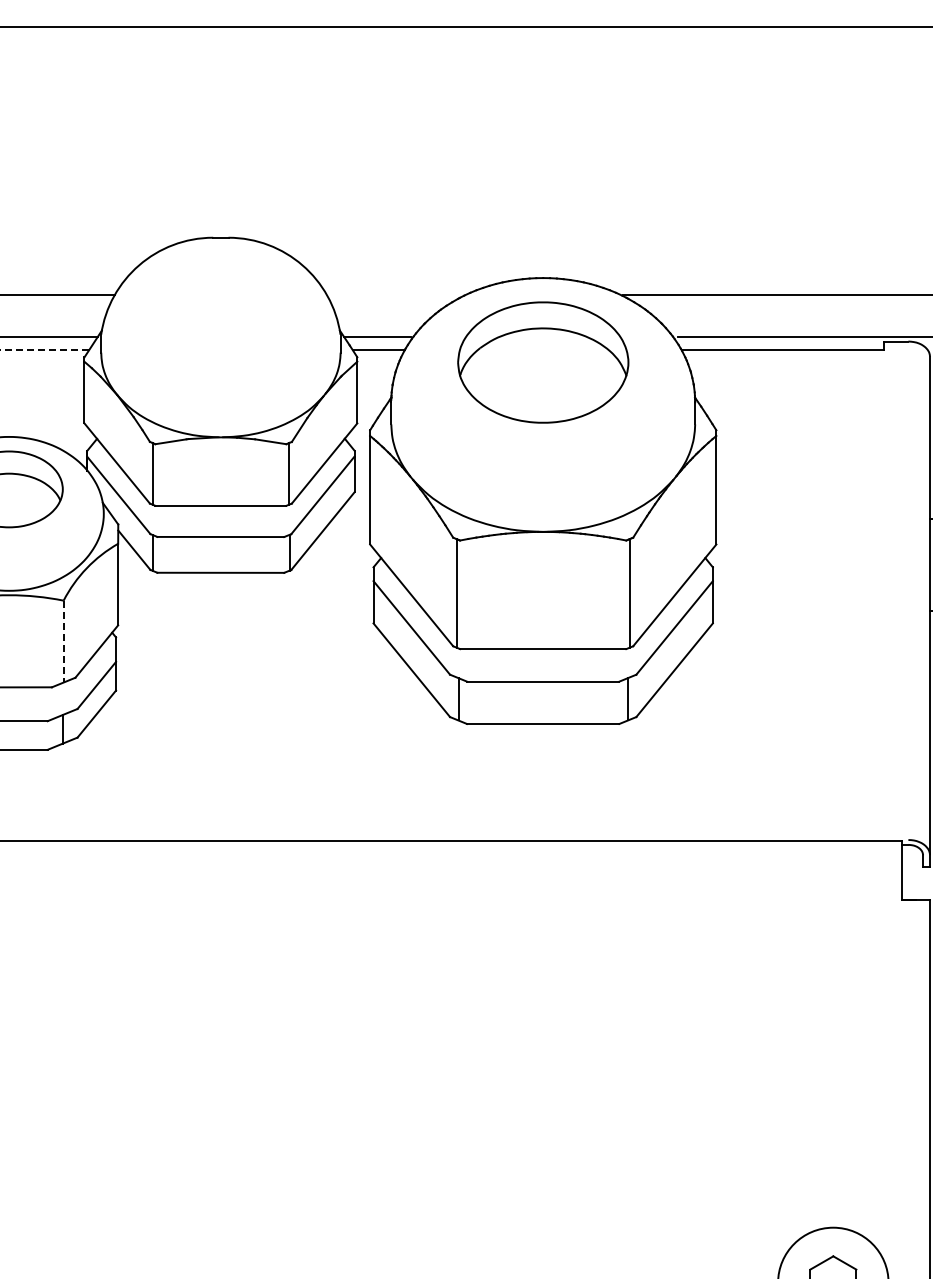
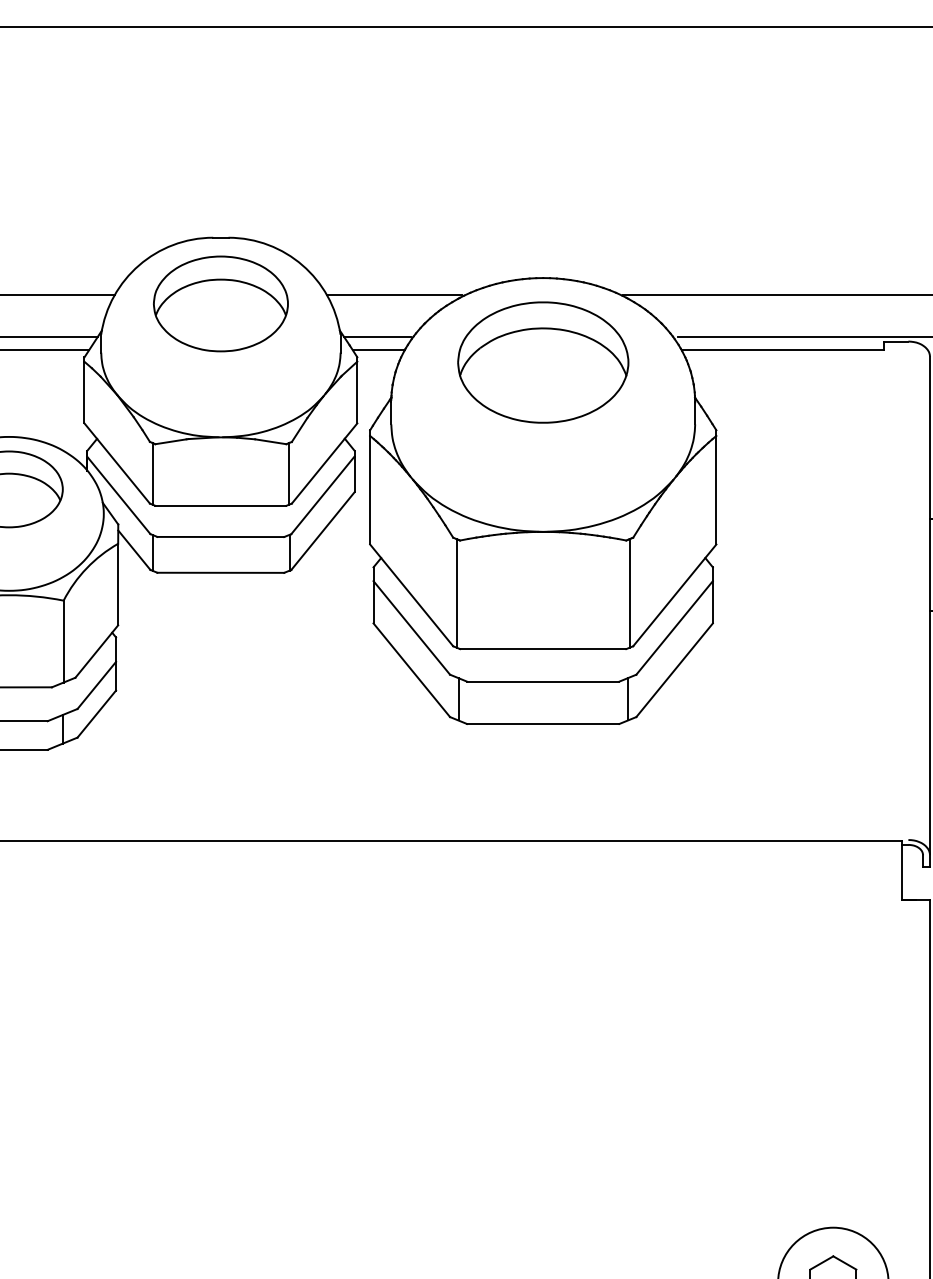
line: none -> present (394, 295)
part: none -> present (220, 303)
line: dashed -> solid (44, 350)
line: dashed -> solid (63, 641)
